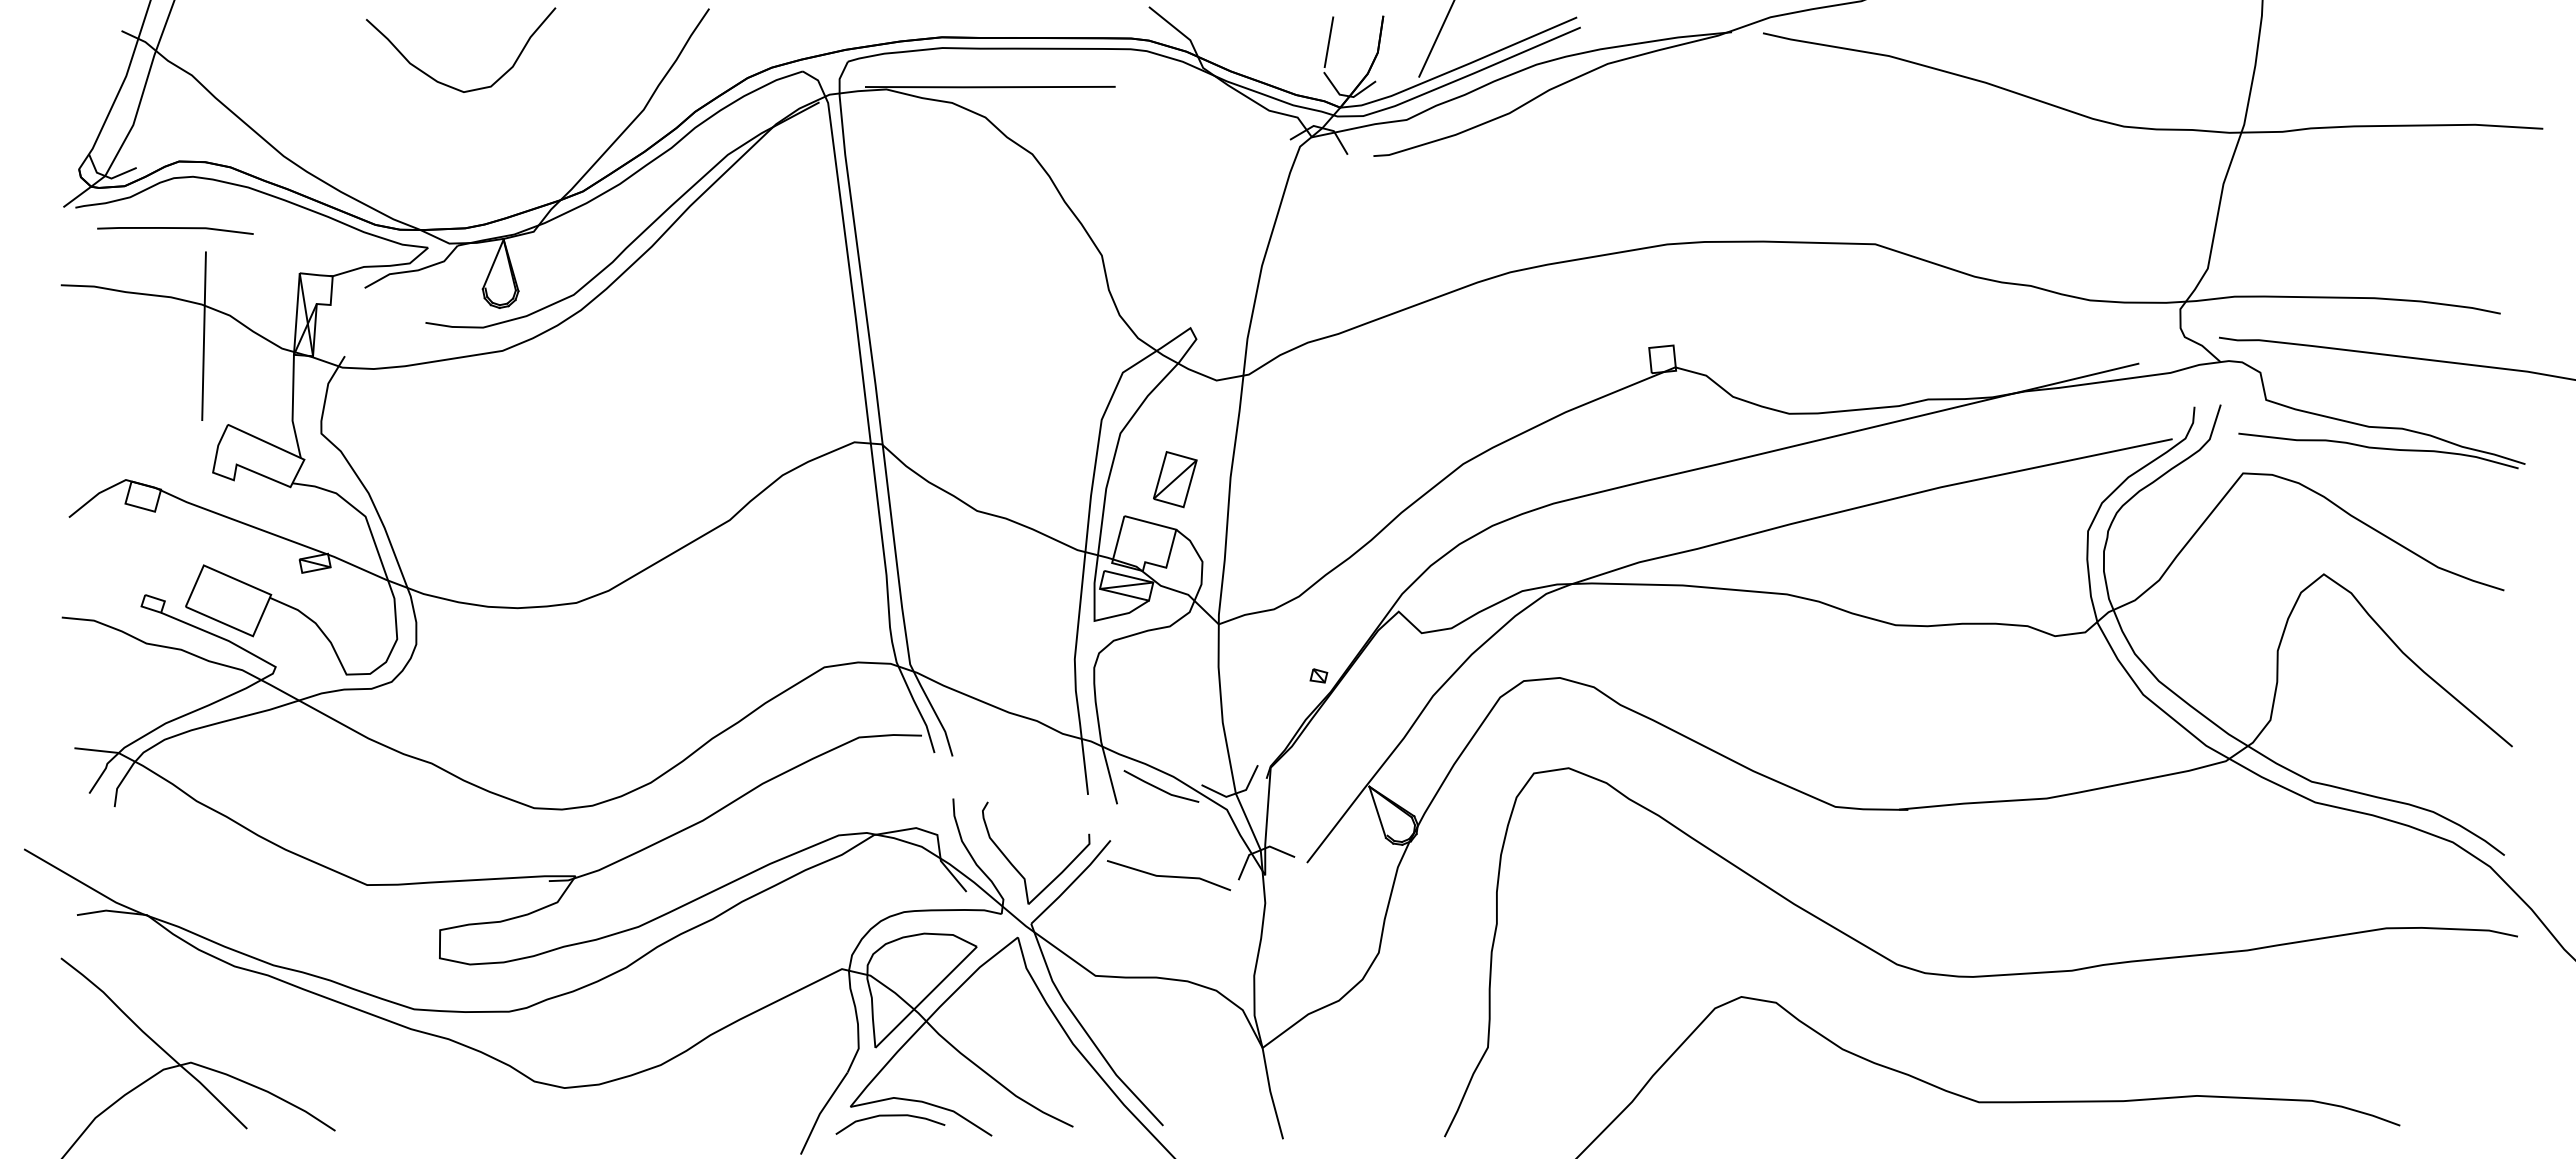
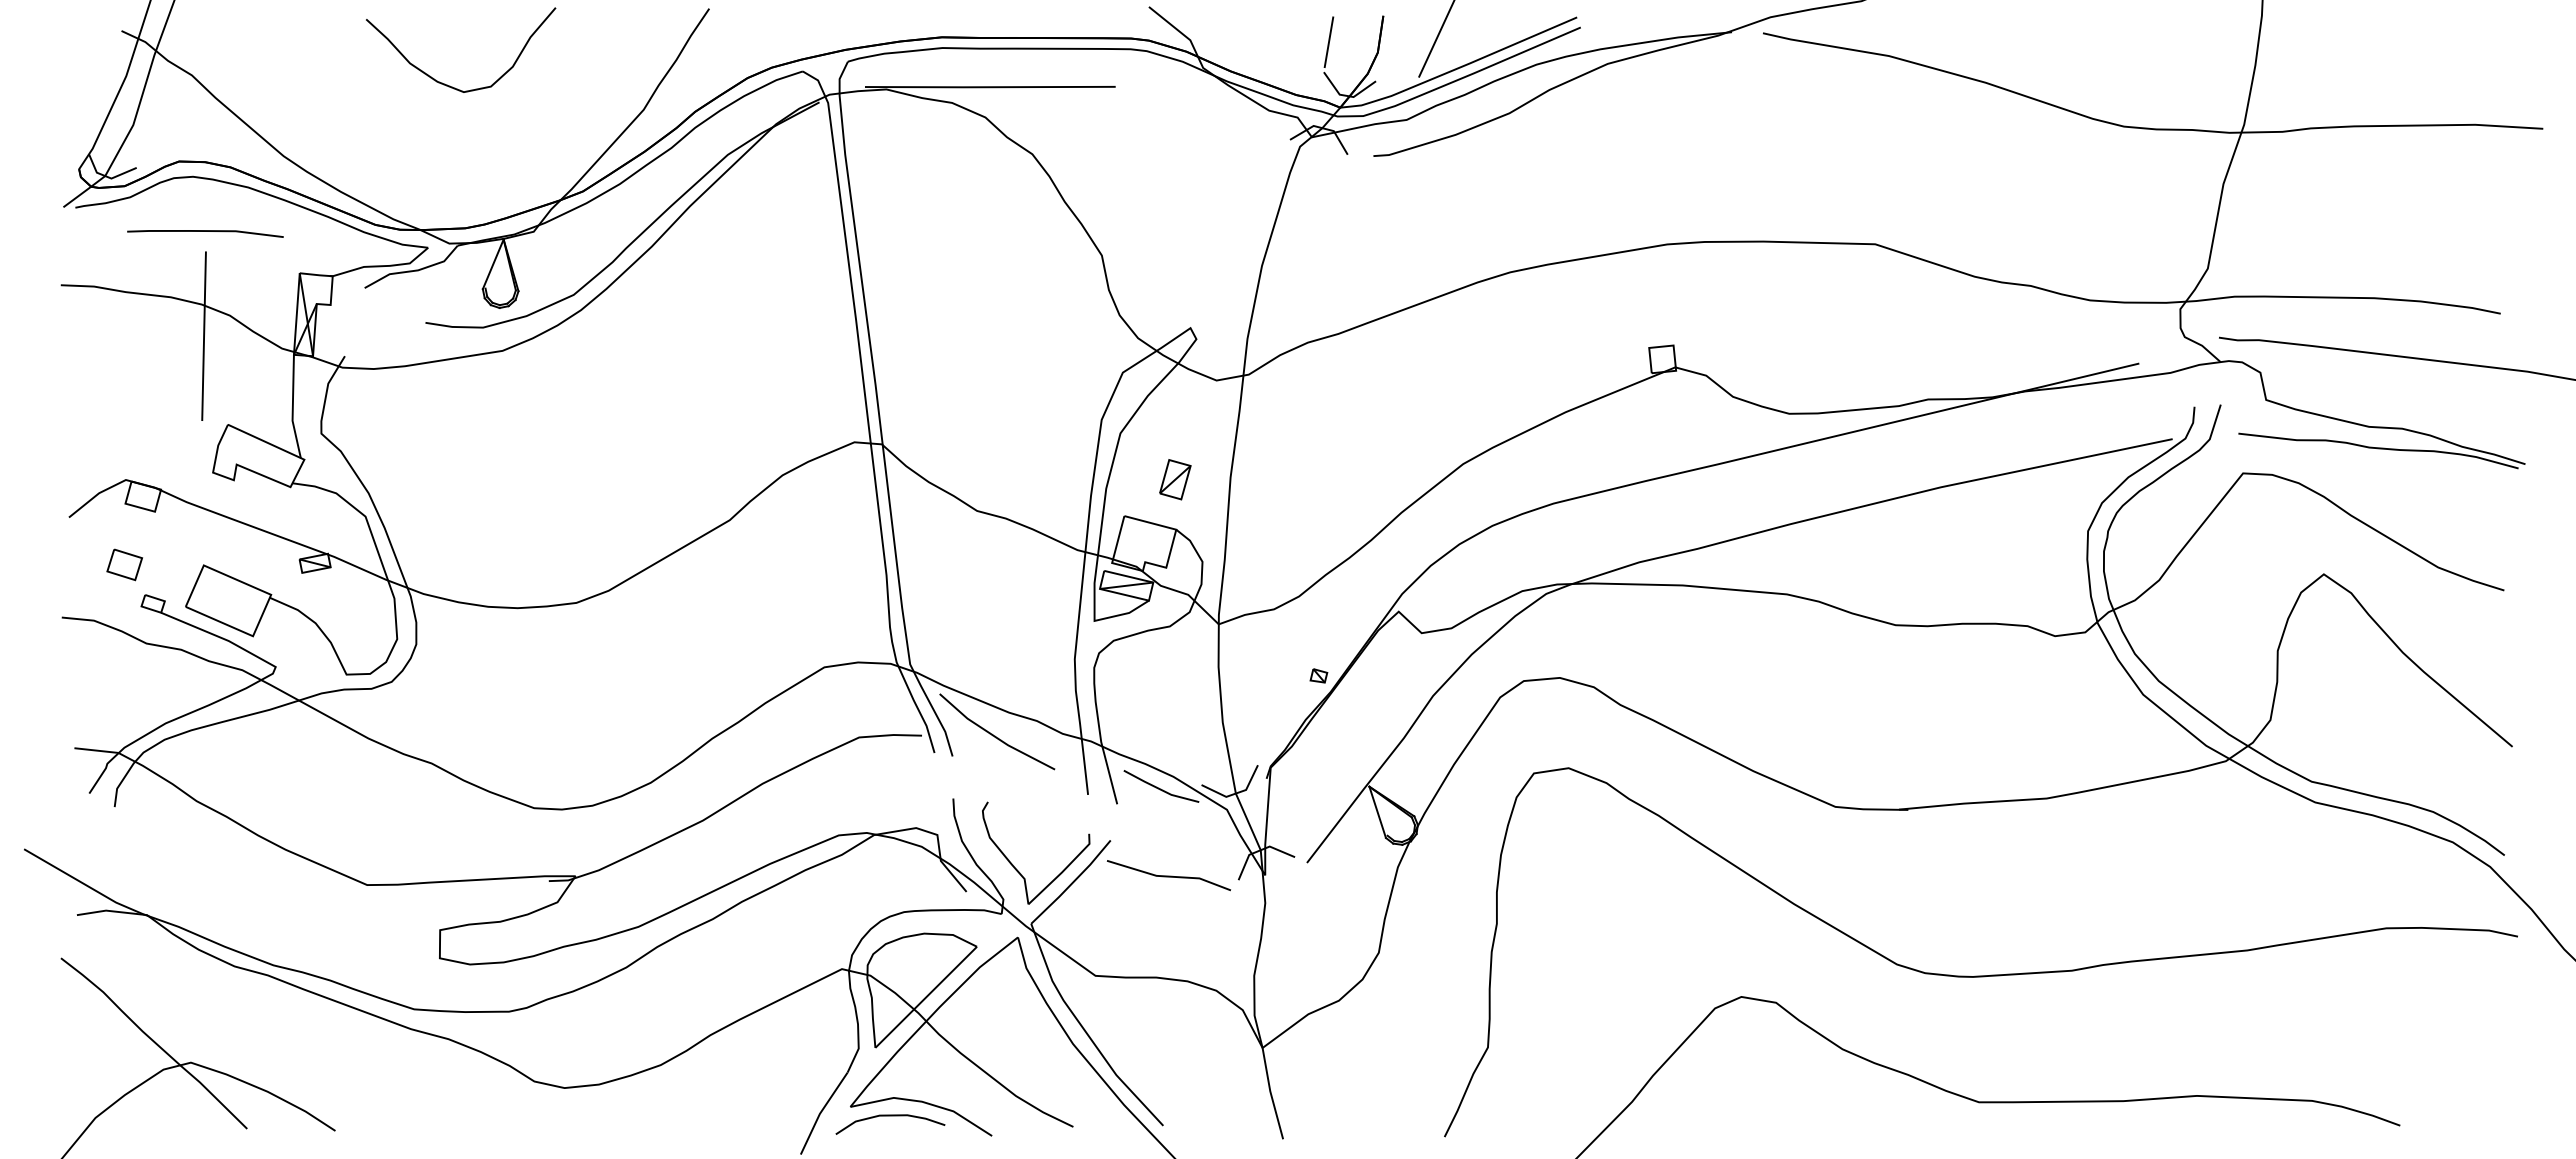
curve position: (175, 228) -> (205, 231) (205, 231)
part size: 45x58 px -> 33x42 px (1175, 479)
part: none -> present (124, 564)
line: none -> present (995, 735)
